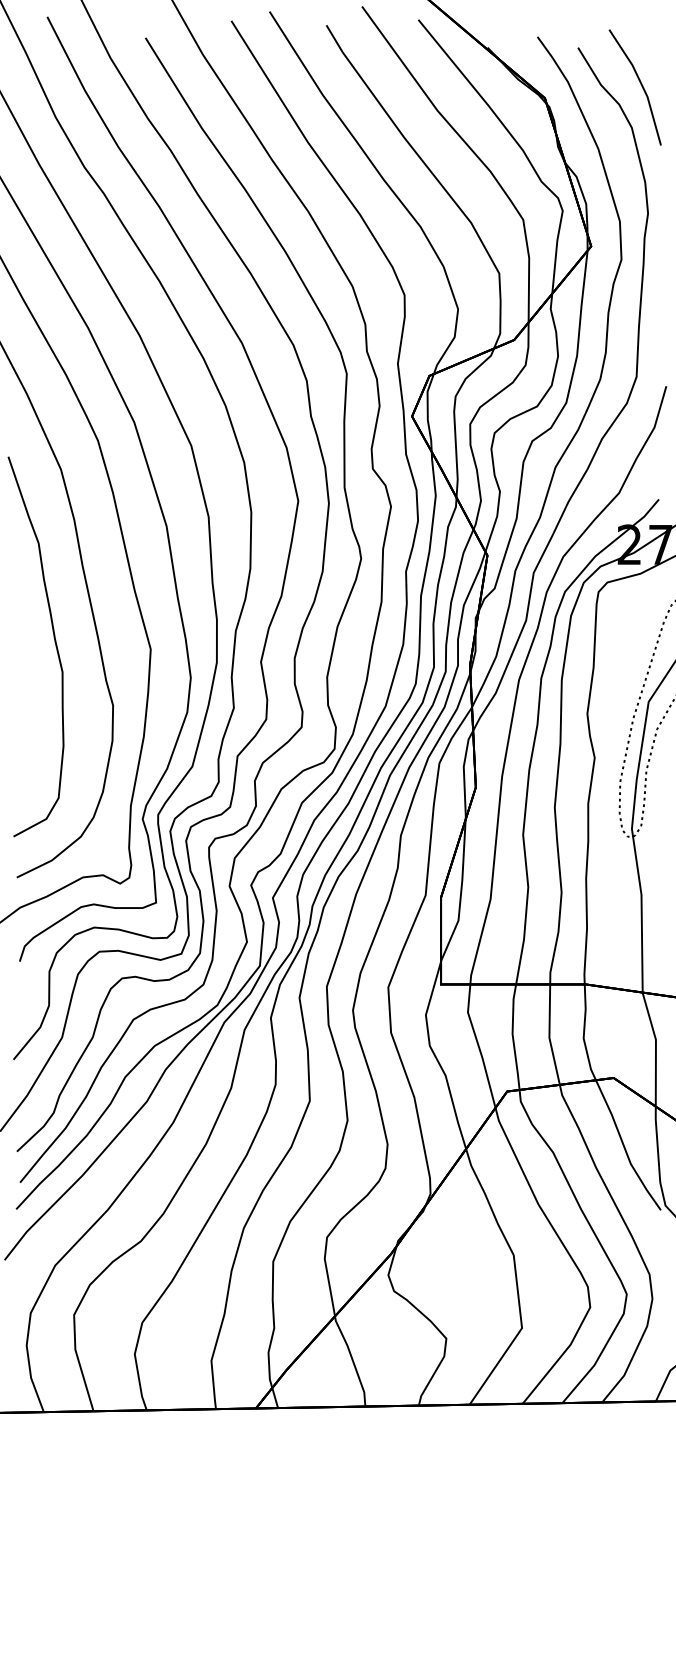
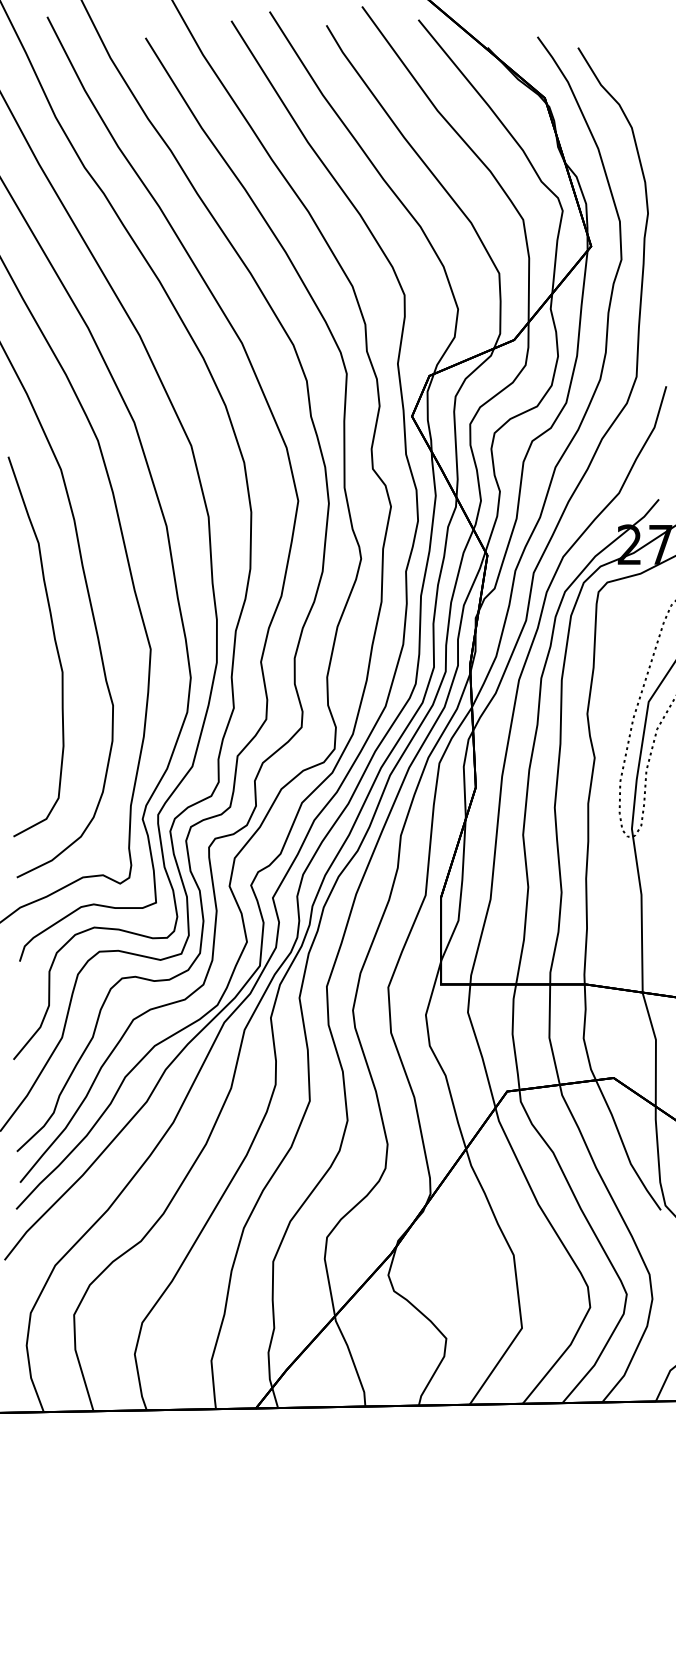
line: present -> none (640, 84)
